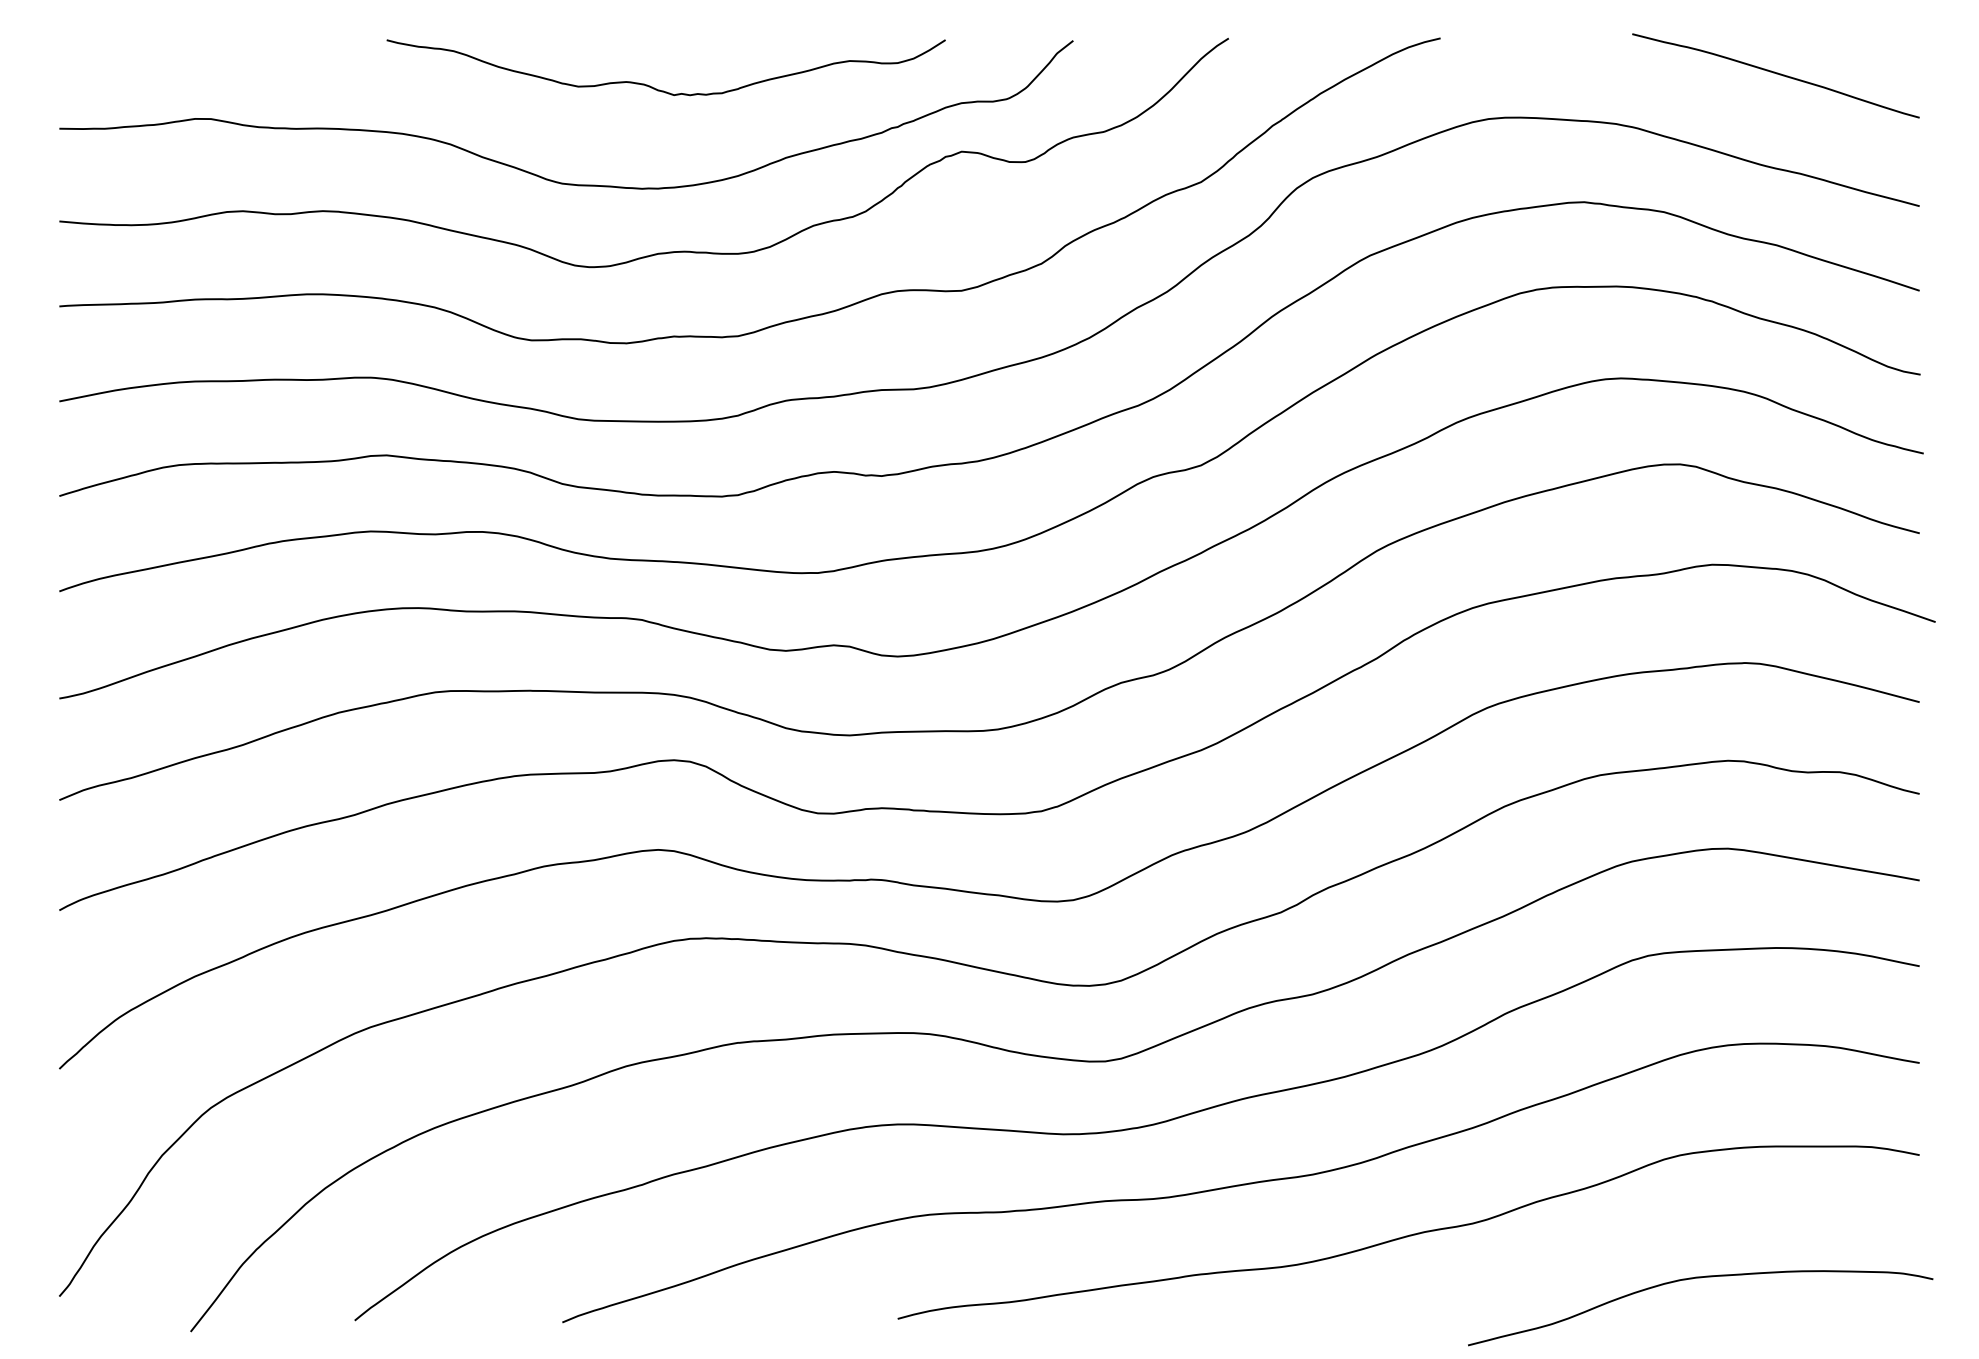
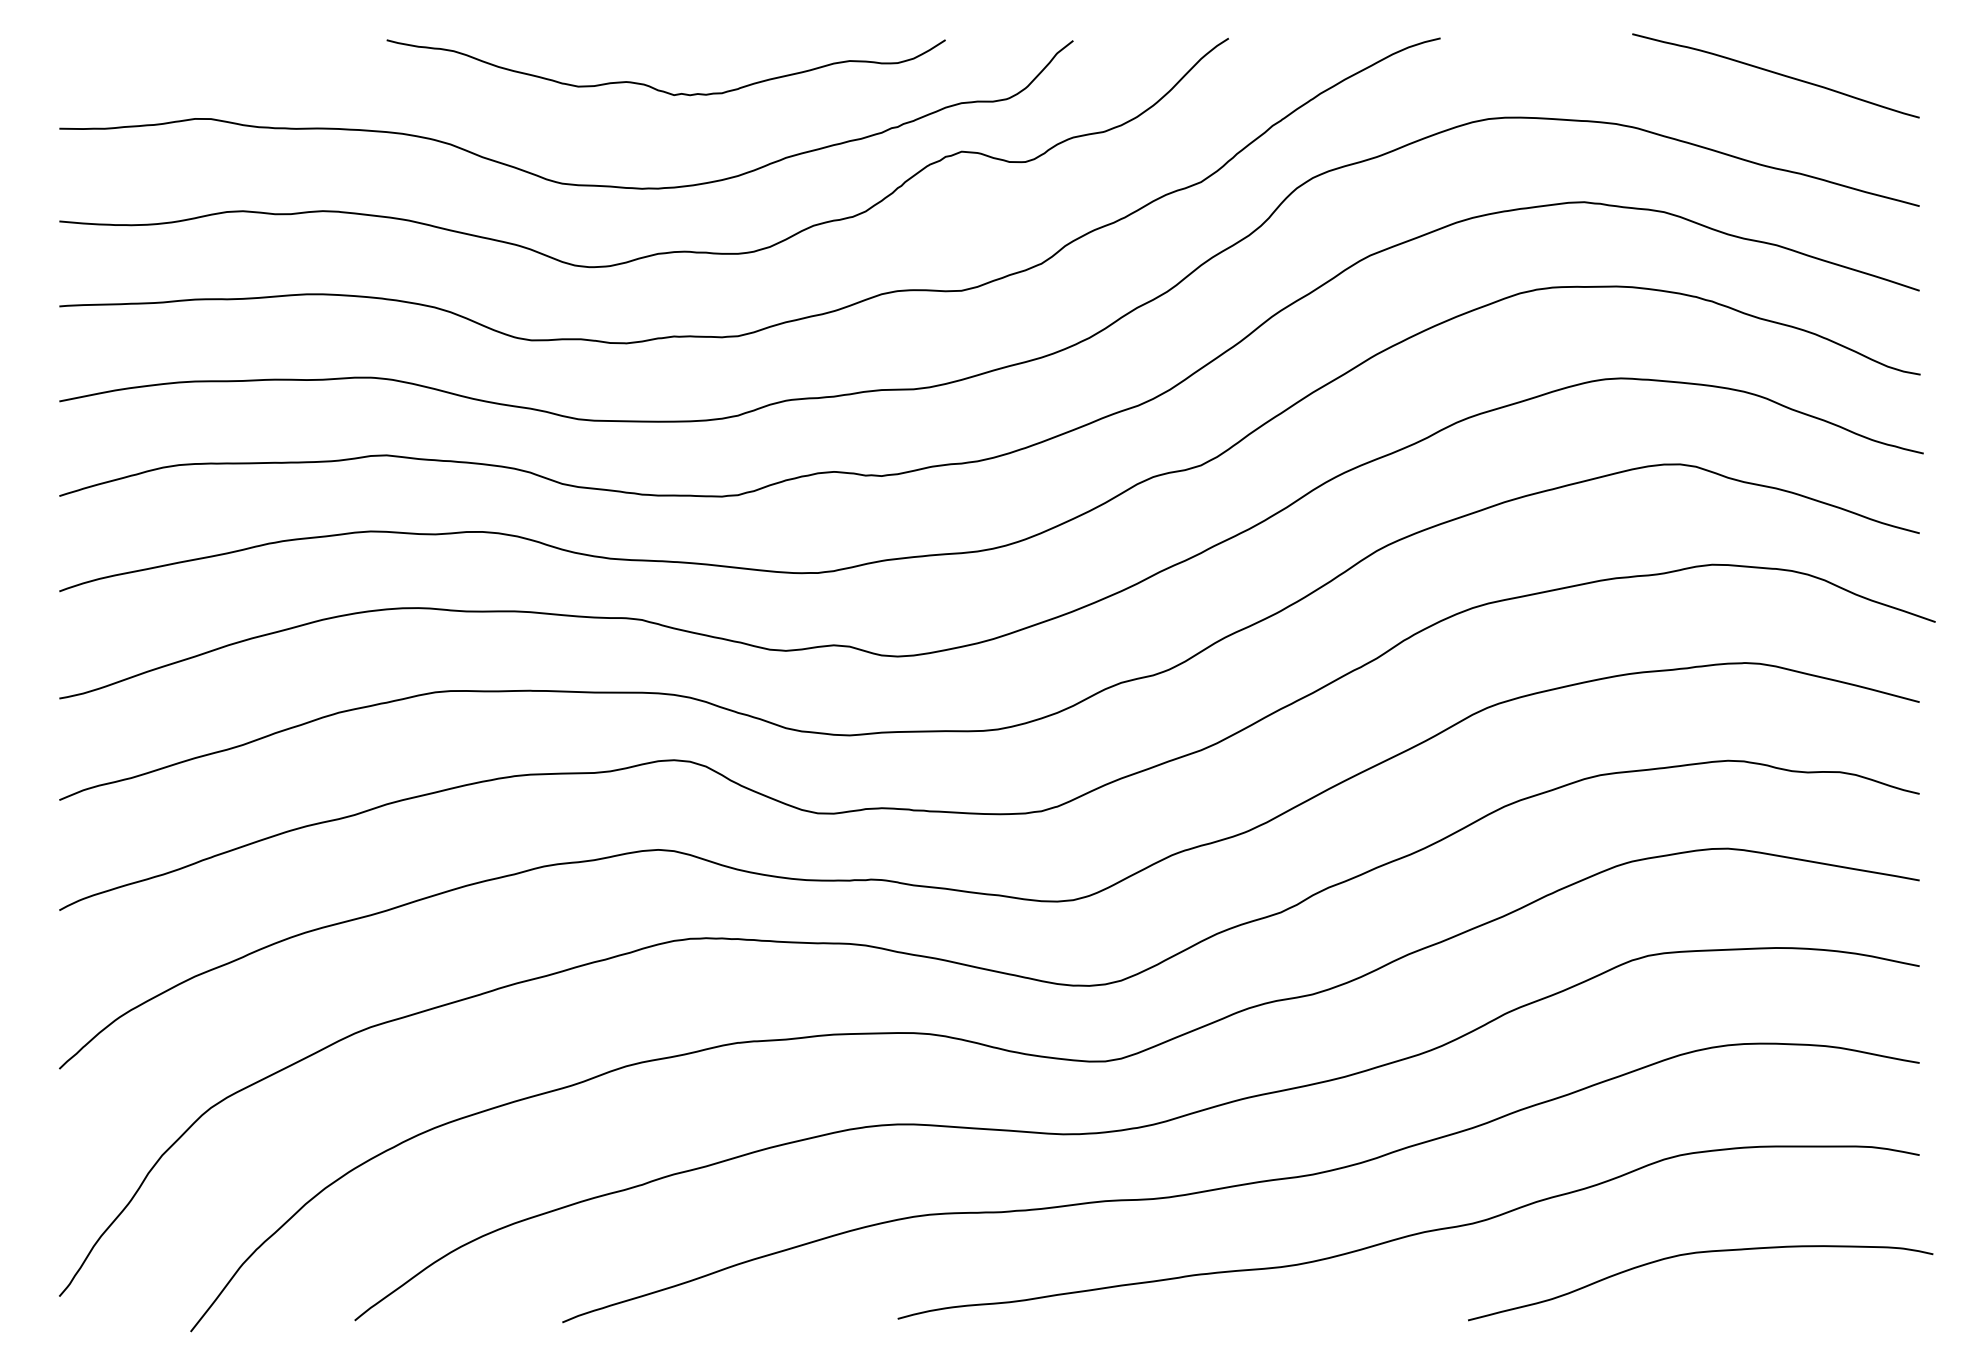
curve position: (1700, 1278) -> (1700, 1253) (1700, 1253)
